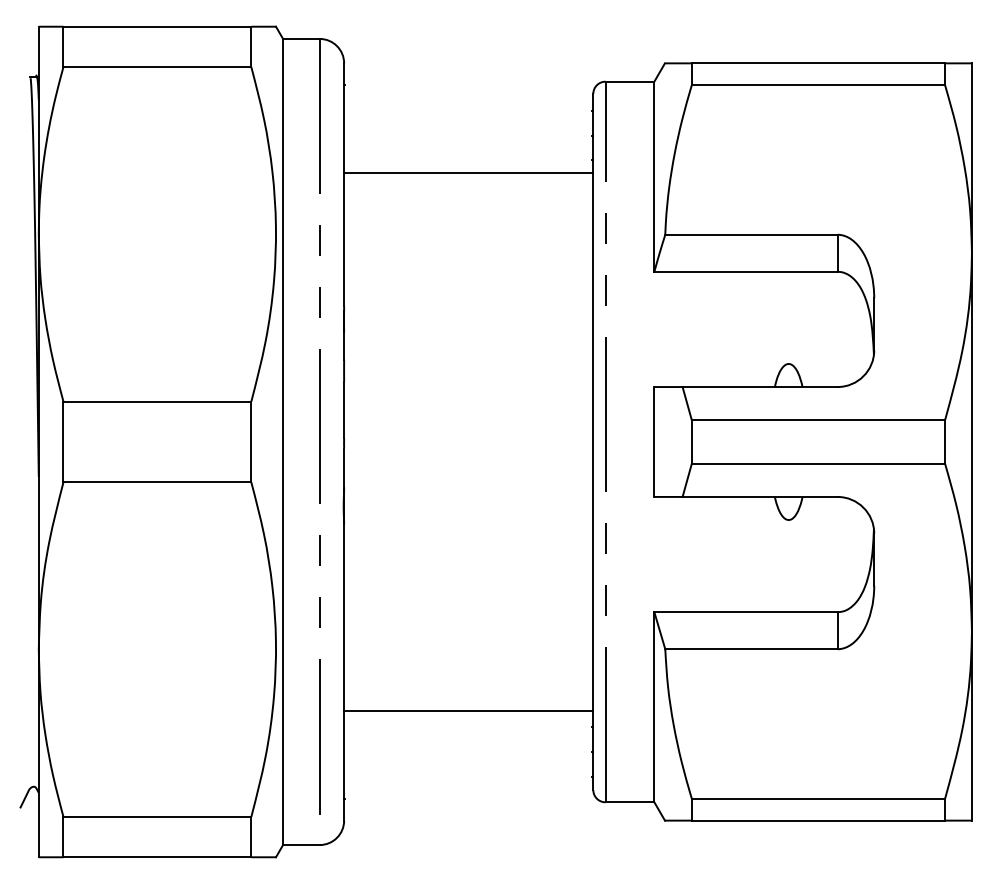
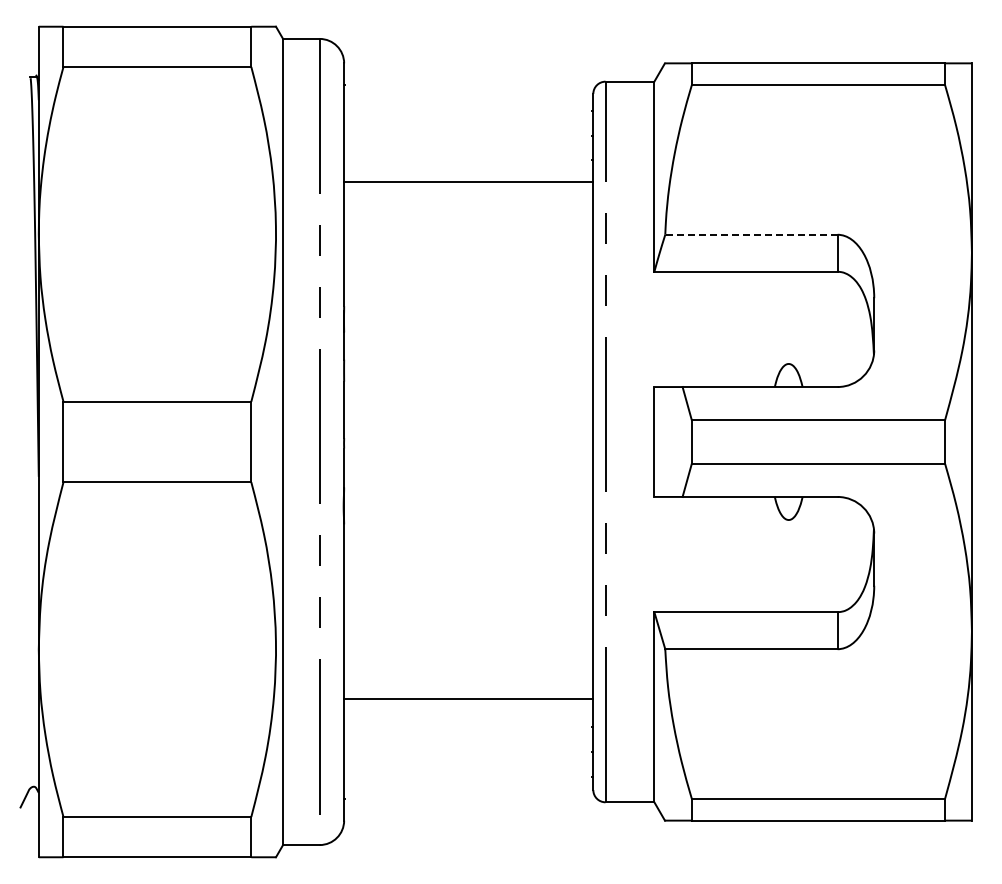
line position: (468, 173) -> (468, 182) (468, 182)
line: solid -> dashed (750, 234)
line position: (468, 710) -> (468, 698) (468, 698)
